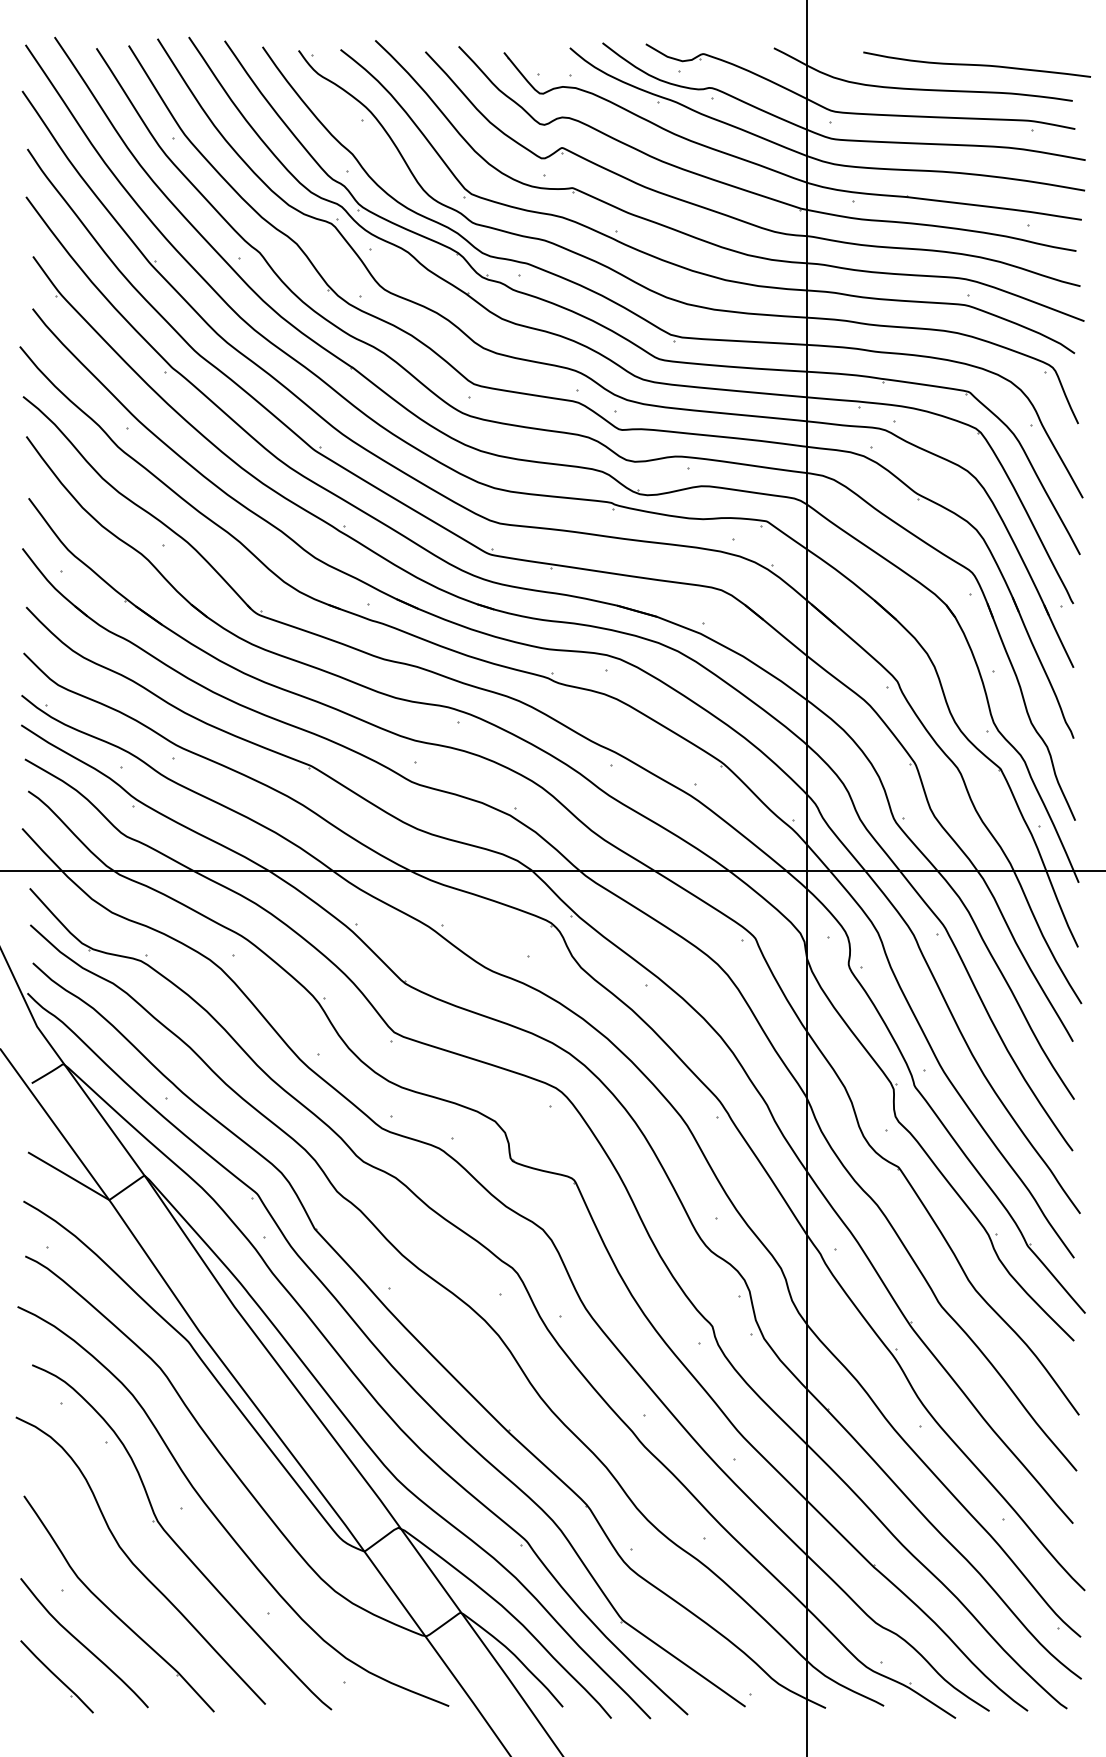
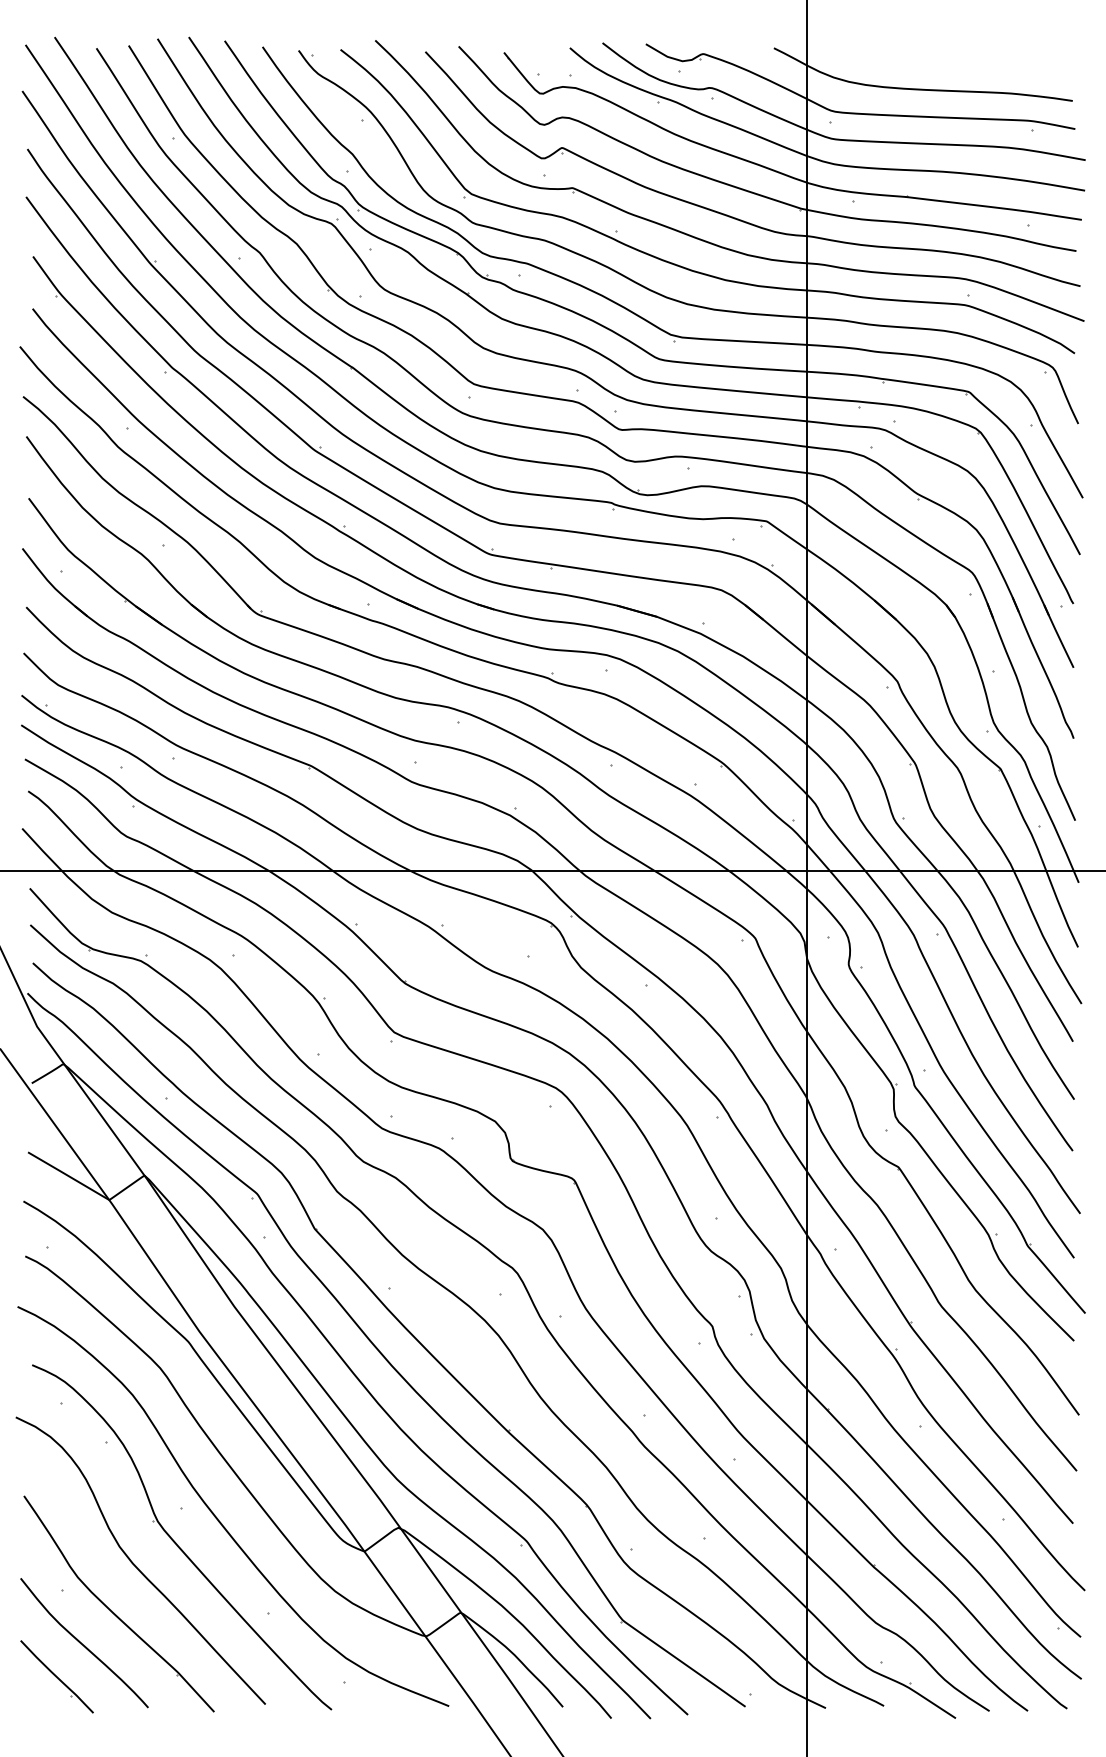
curve: present -> none (976, 64)
